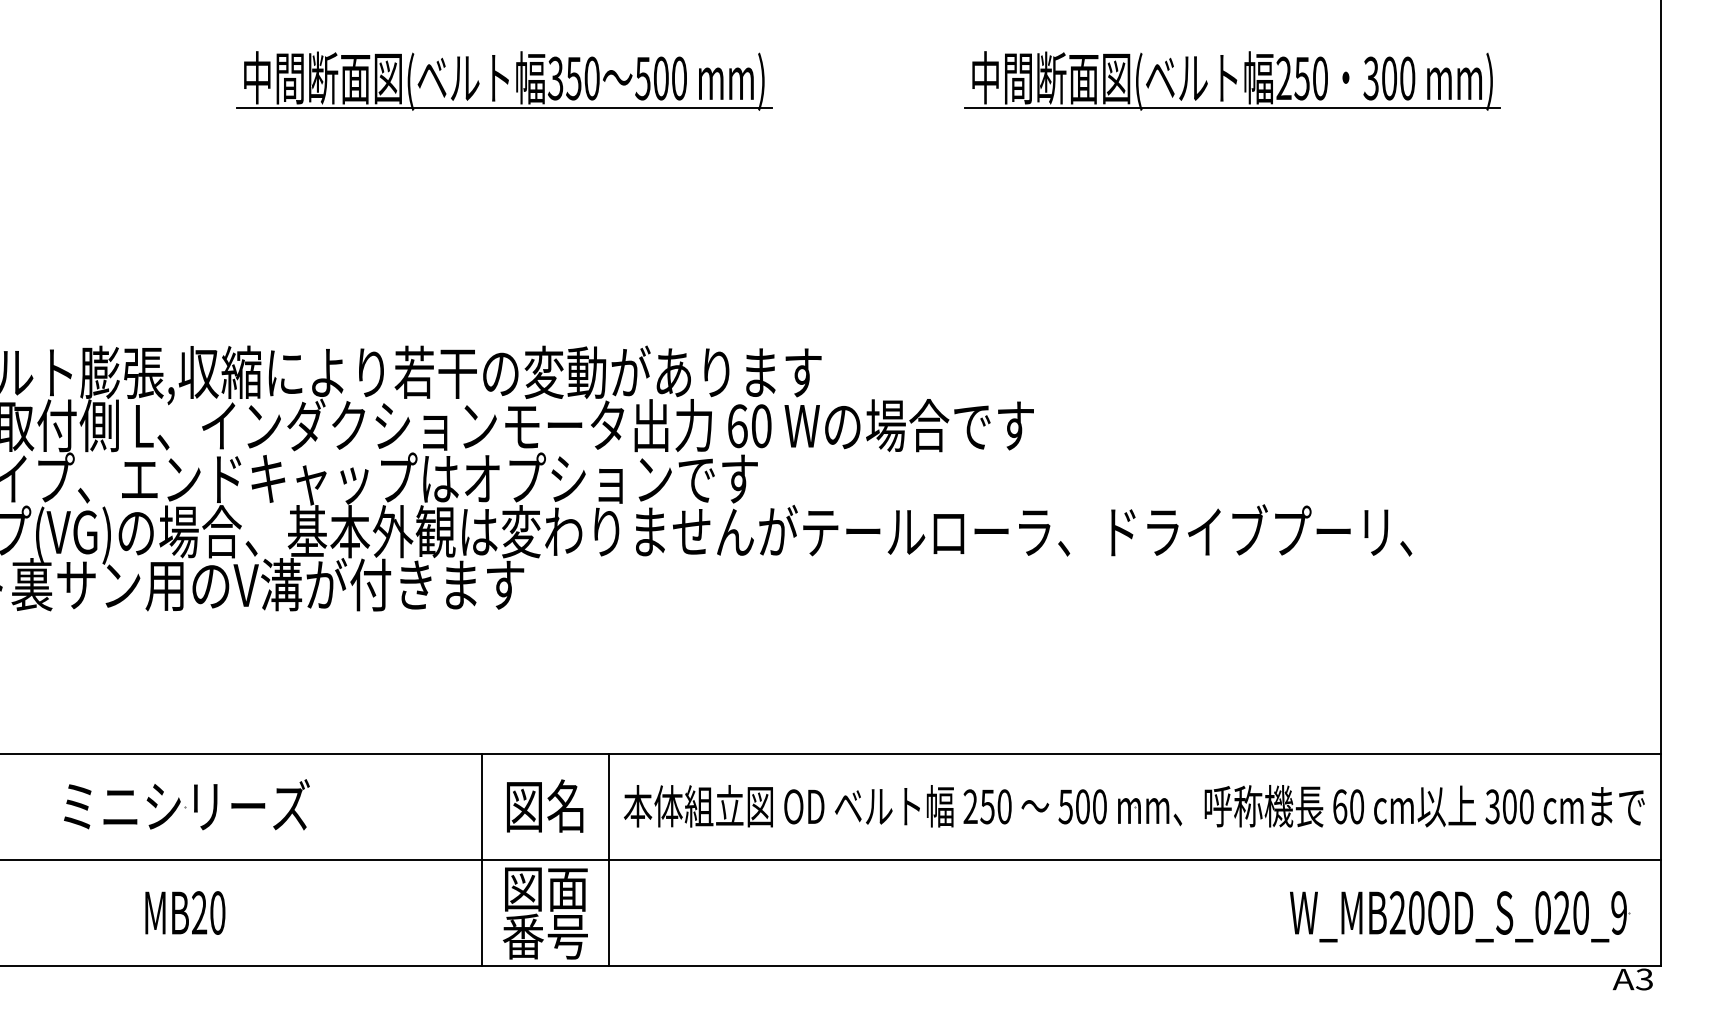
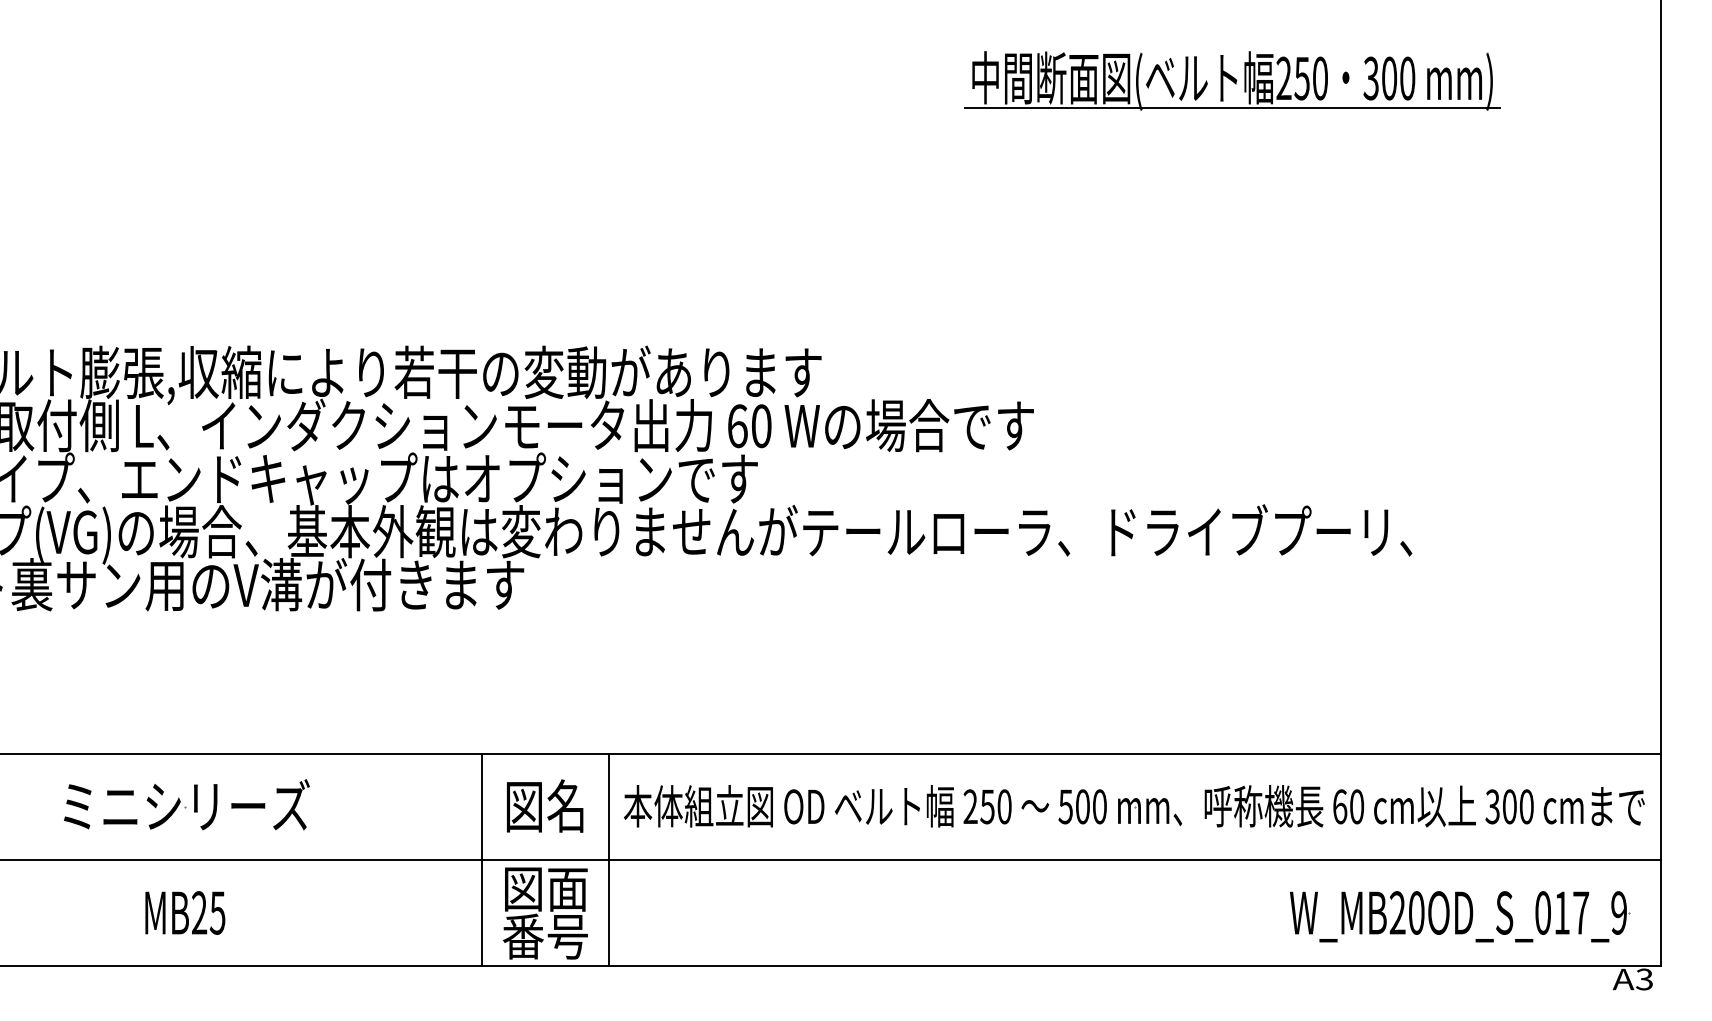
part: present -> none (504, 80)
text: MB20 -> MB25 (217, 912)
text: W_MB20OD_S_020_9 -> W_MB20OD_S_017_9 (1571, 912)
